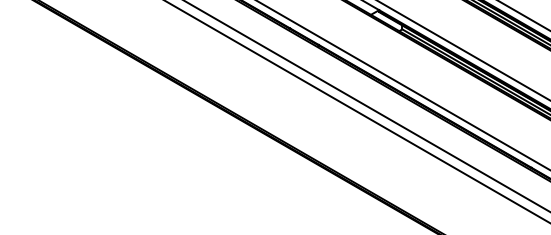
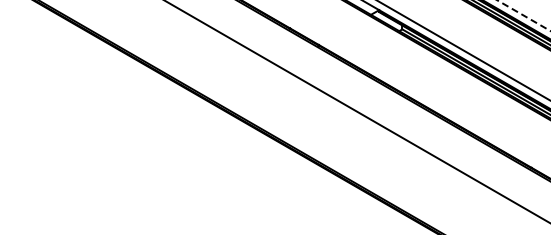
line: solid -> dashed (523, 15)
line: present -> none (403, 85)
line: present -> none (366, 106)
